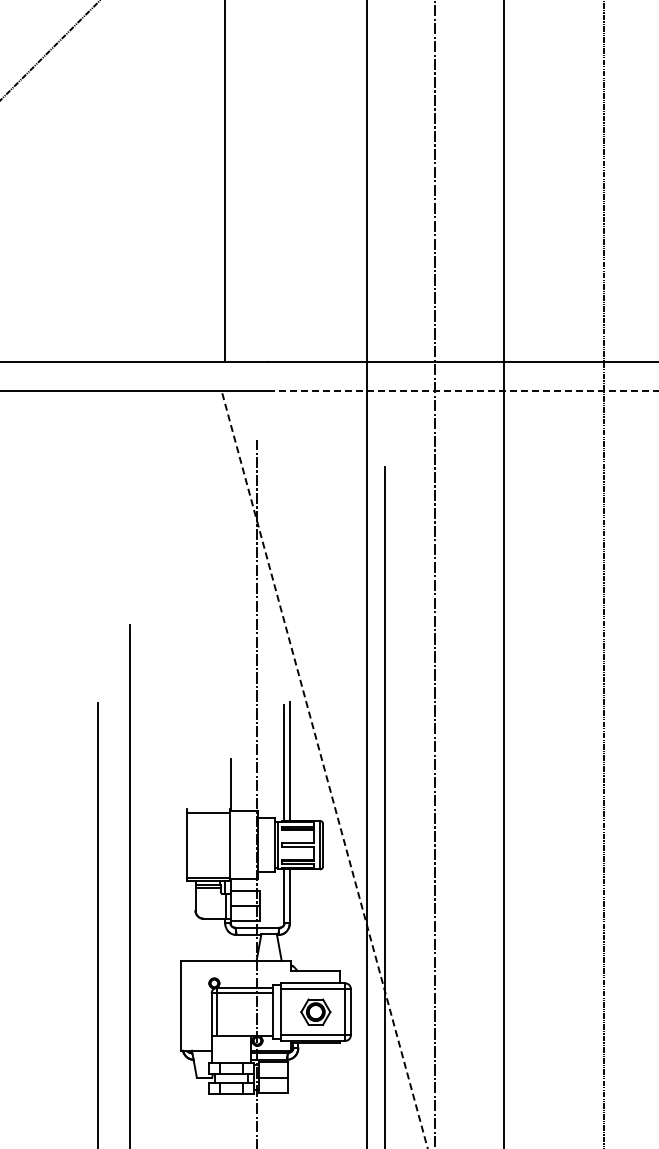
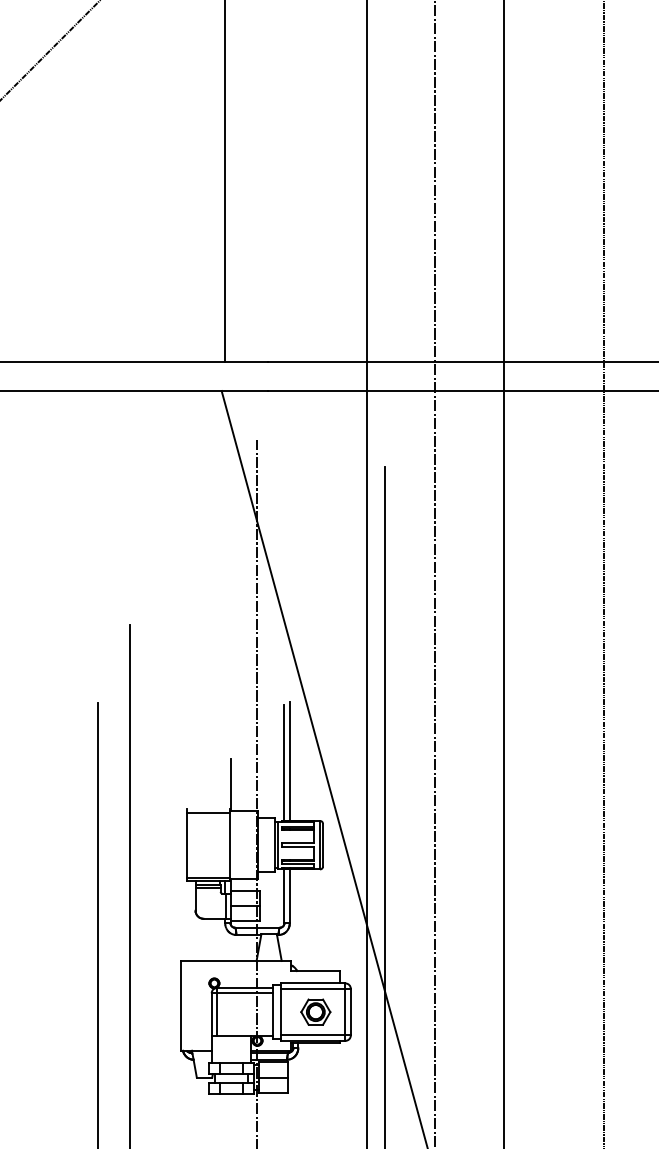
line: dashed -> solid (463, 391)
line: dashed -> solid (324, 769)
